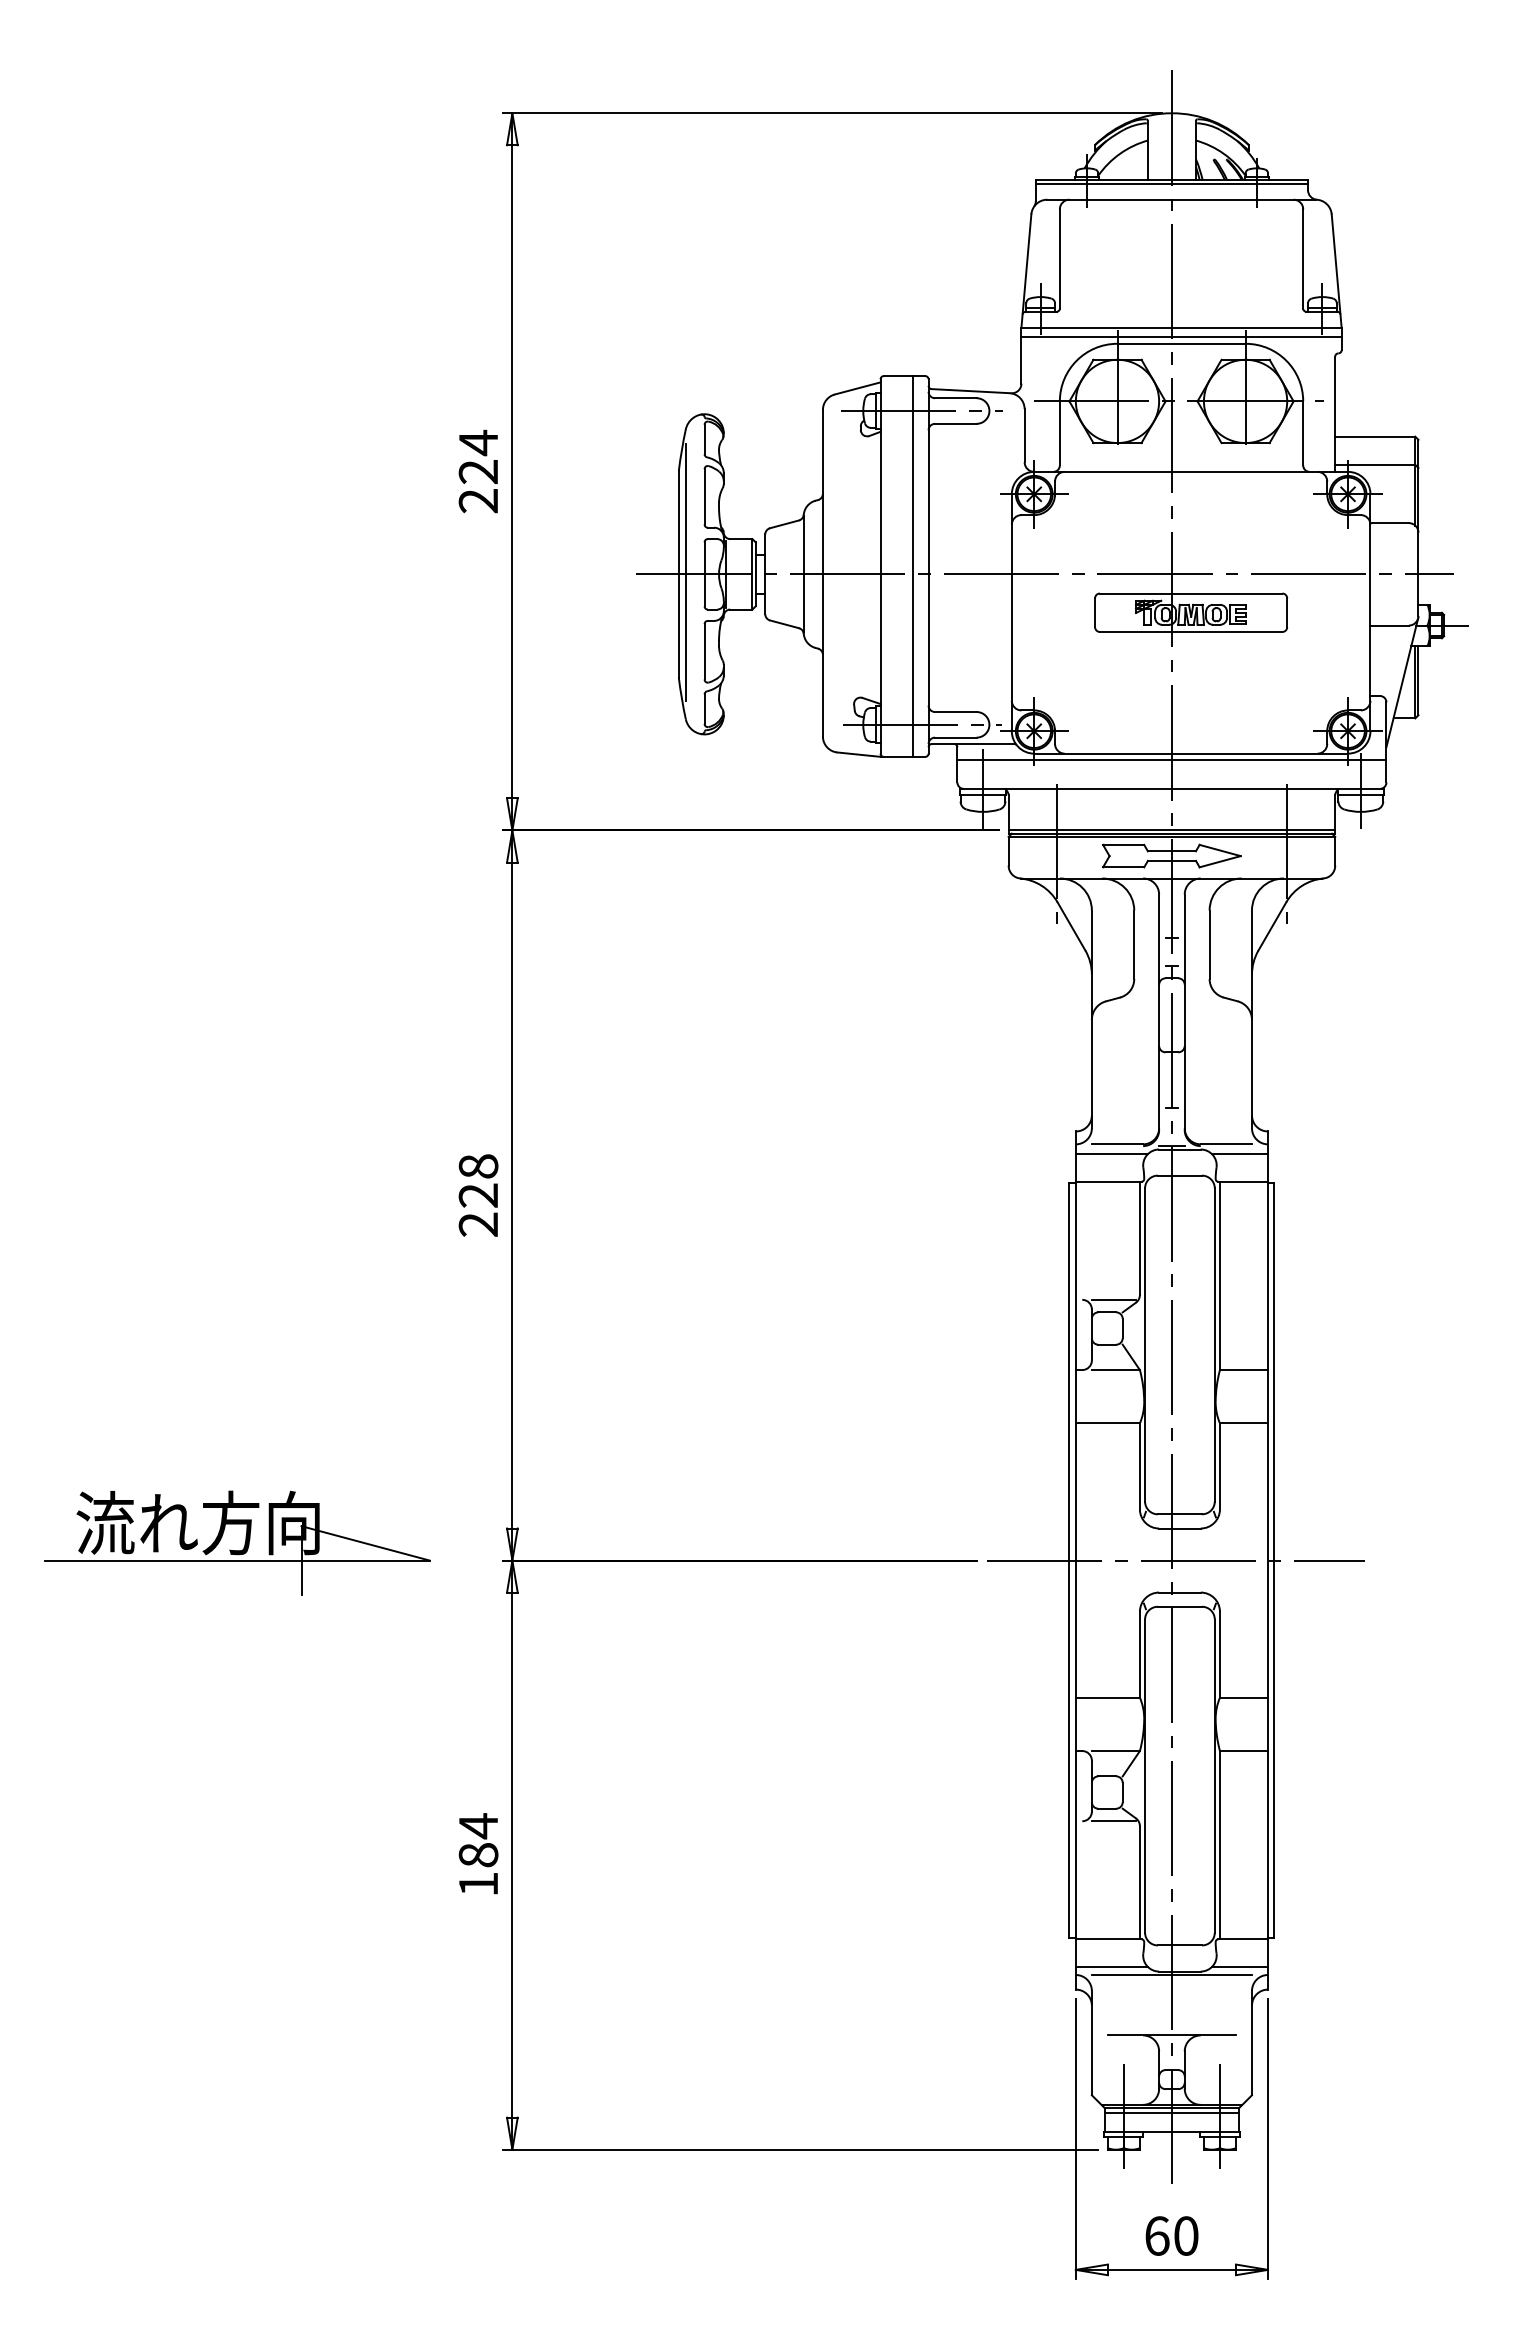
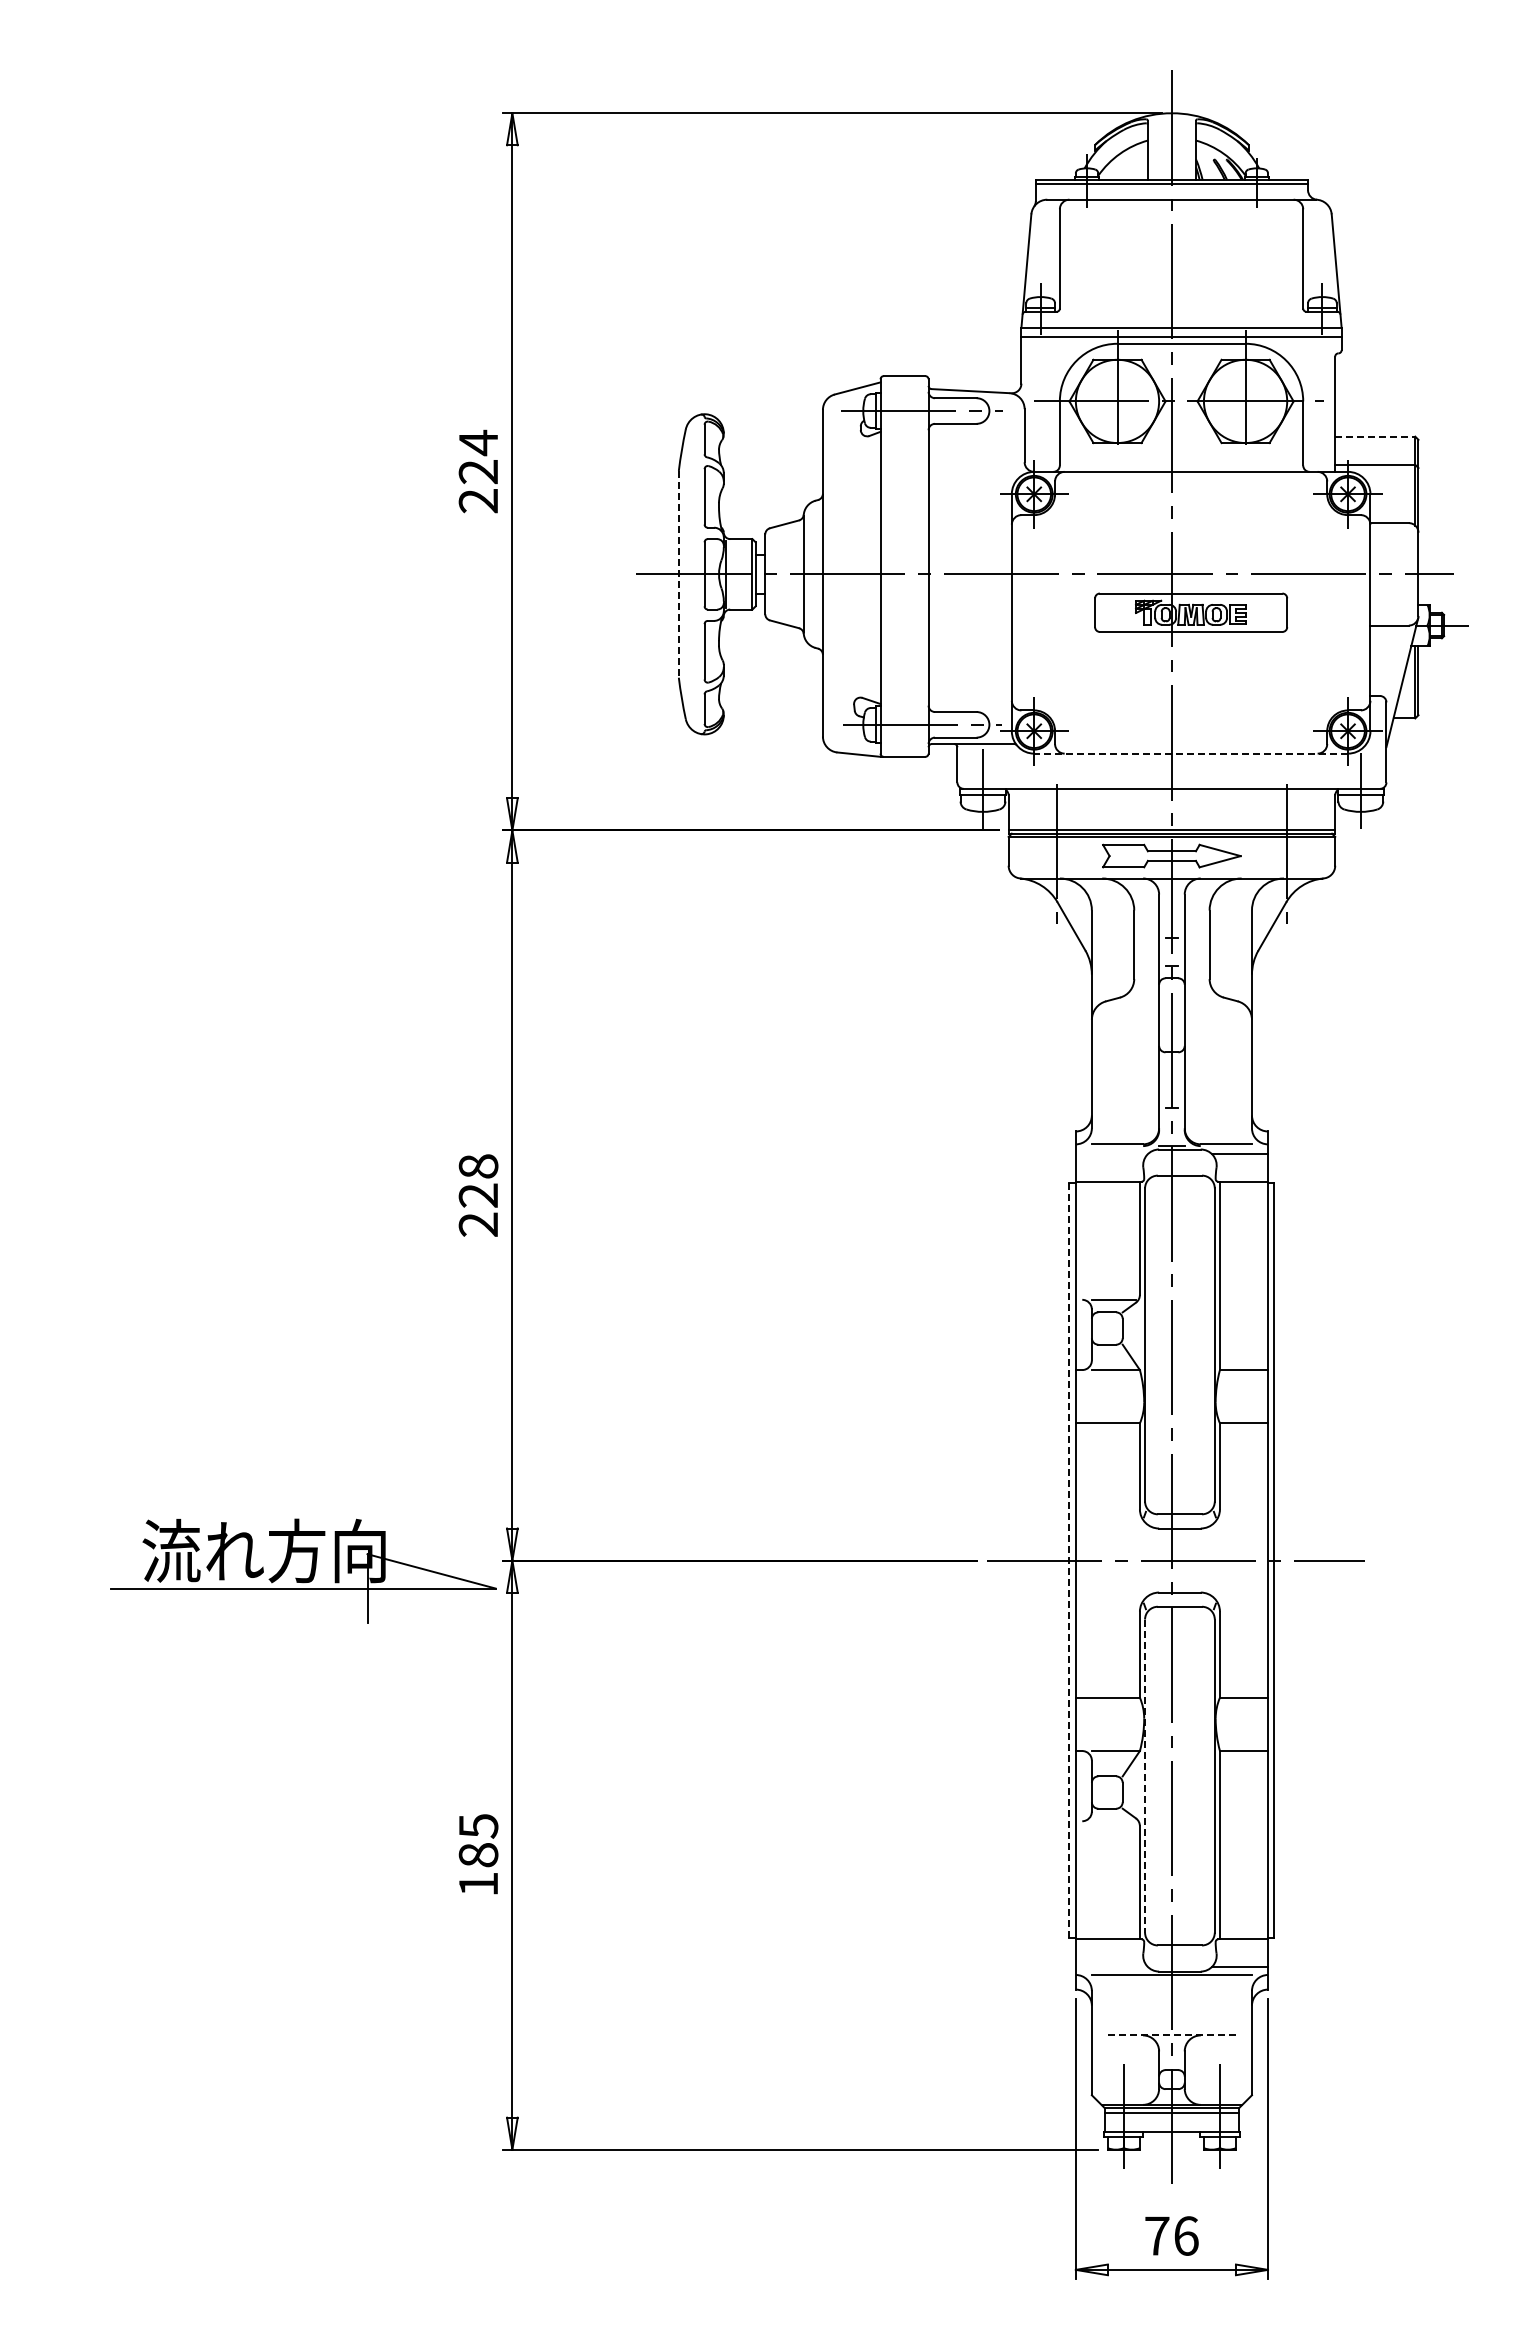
line: solid -> dashed (1375, 436)
line: present -> none (912, 566)
line: present -> none (685, 572)
line: solid -> dashed (678, 574)
line: solid -> dashed (1191, 753)
line: present -> none (1171, 760)
line: present -> none (1111, 1154)
part position: (244, 1543) -> (310, 1571) (310, 1571)
line: solid -> dashed (1069, 1560)
line: solid -> dashed (1145, 1776)
line: present -> none (1113, 1821)
text: 184 -> 185 (478, 1826)
line: present -> none (1111, 1966)
line: solid -> dashed (1172, 2035)
text: 60 -> 76 (1171, 2235)
